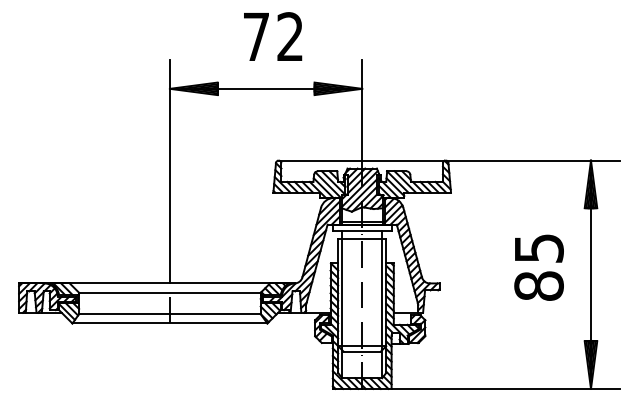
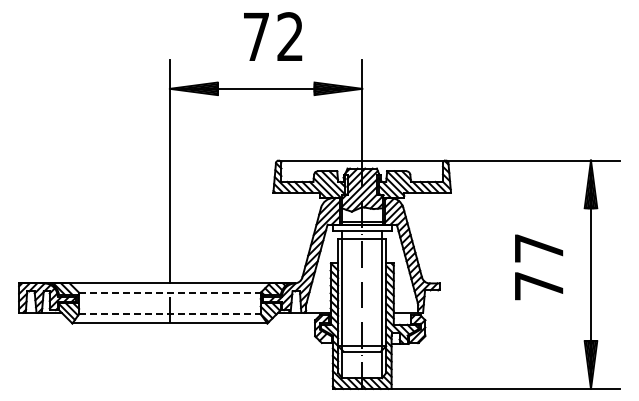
text: 85 -> 77 (538, 267)
line: solid -> dashed (169, 292)
line: solid -> dashed (169, 314)
